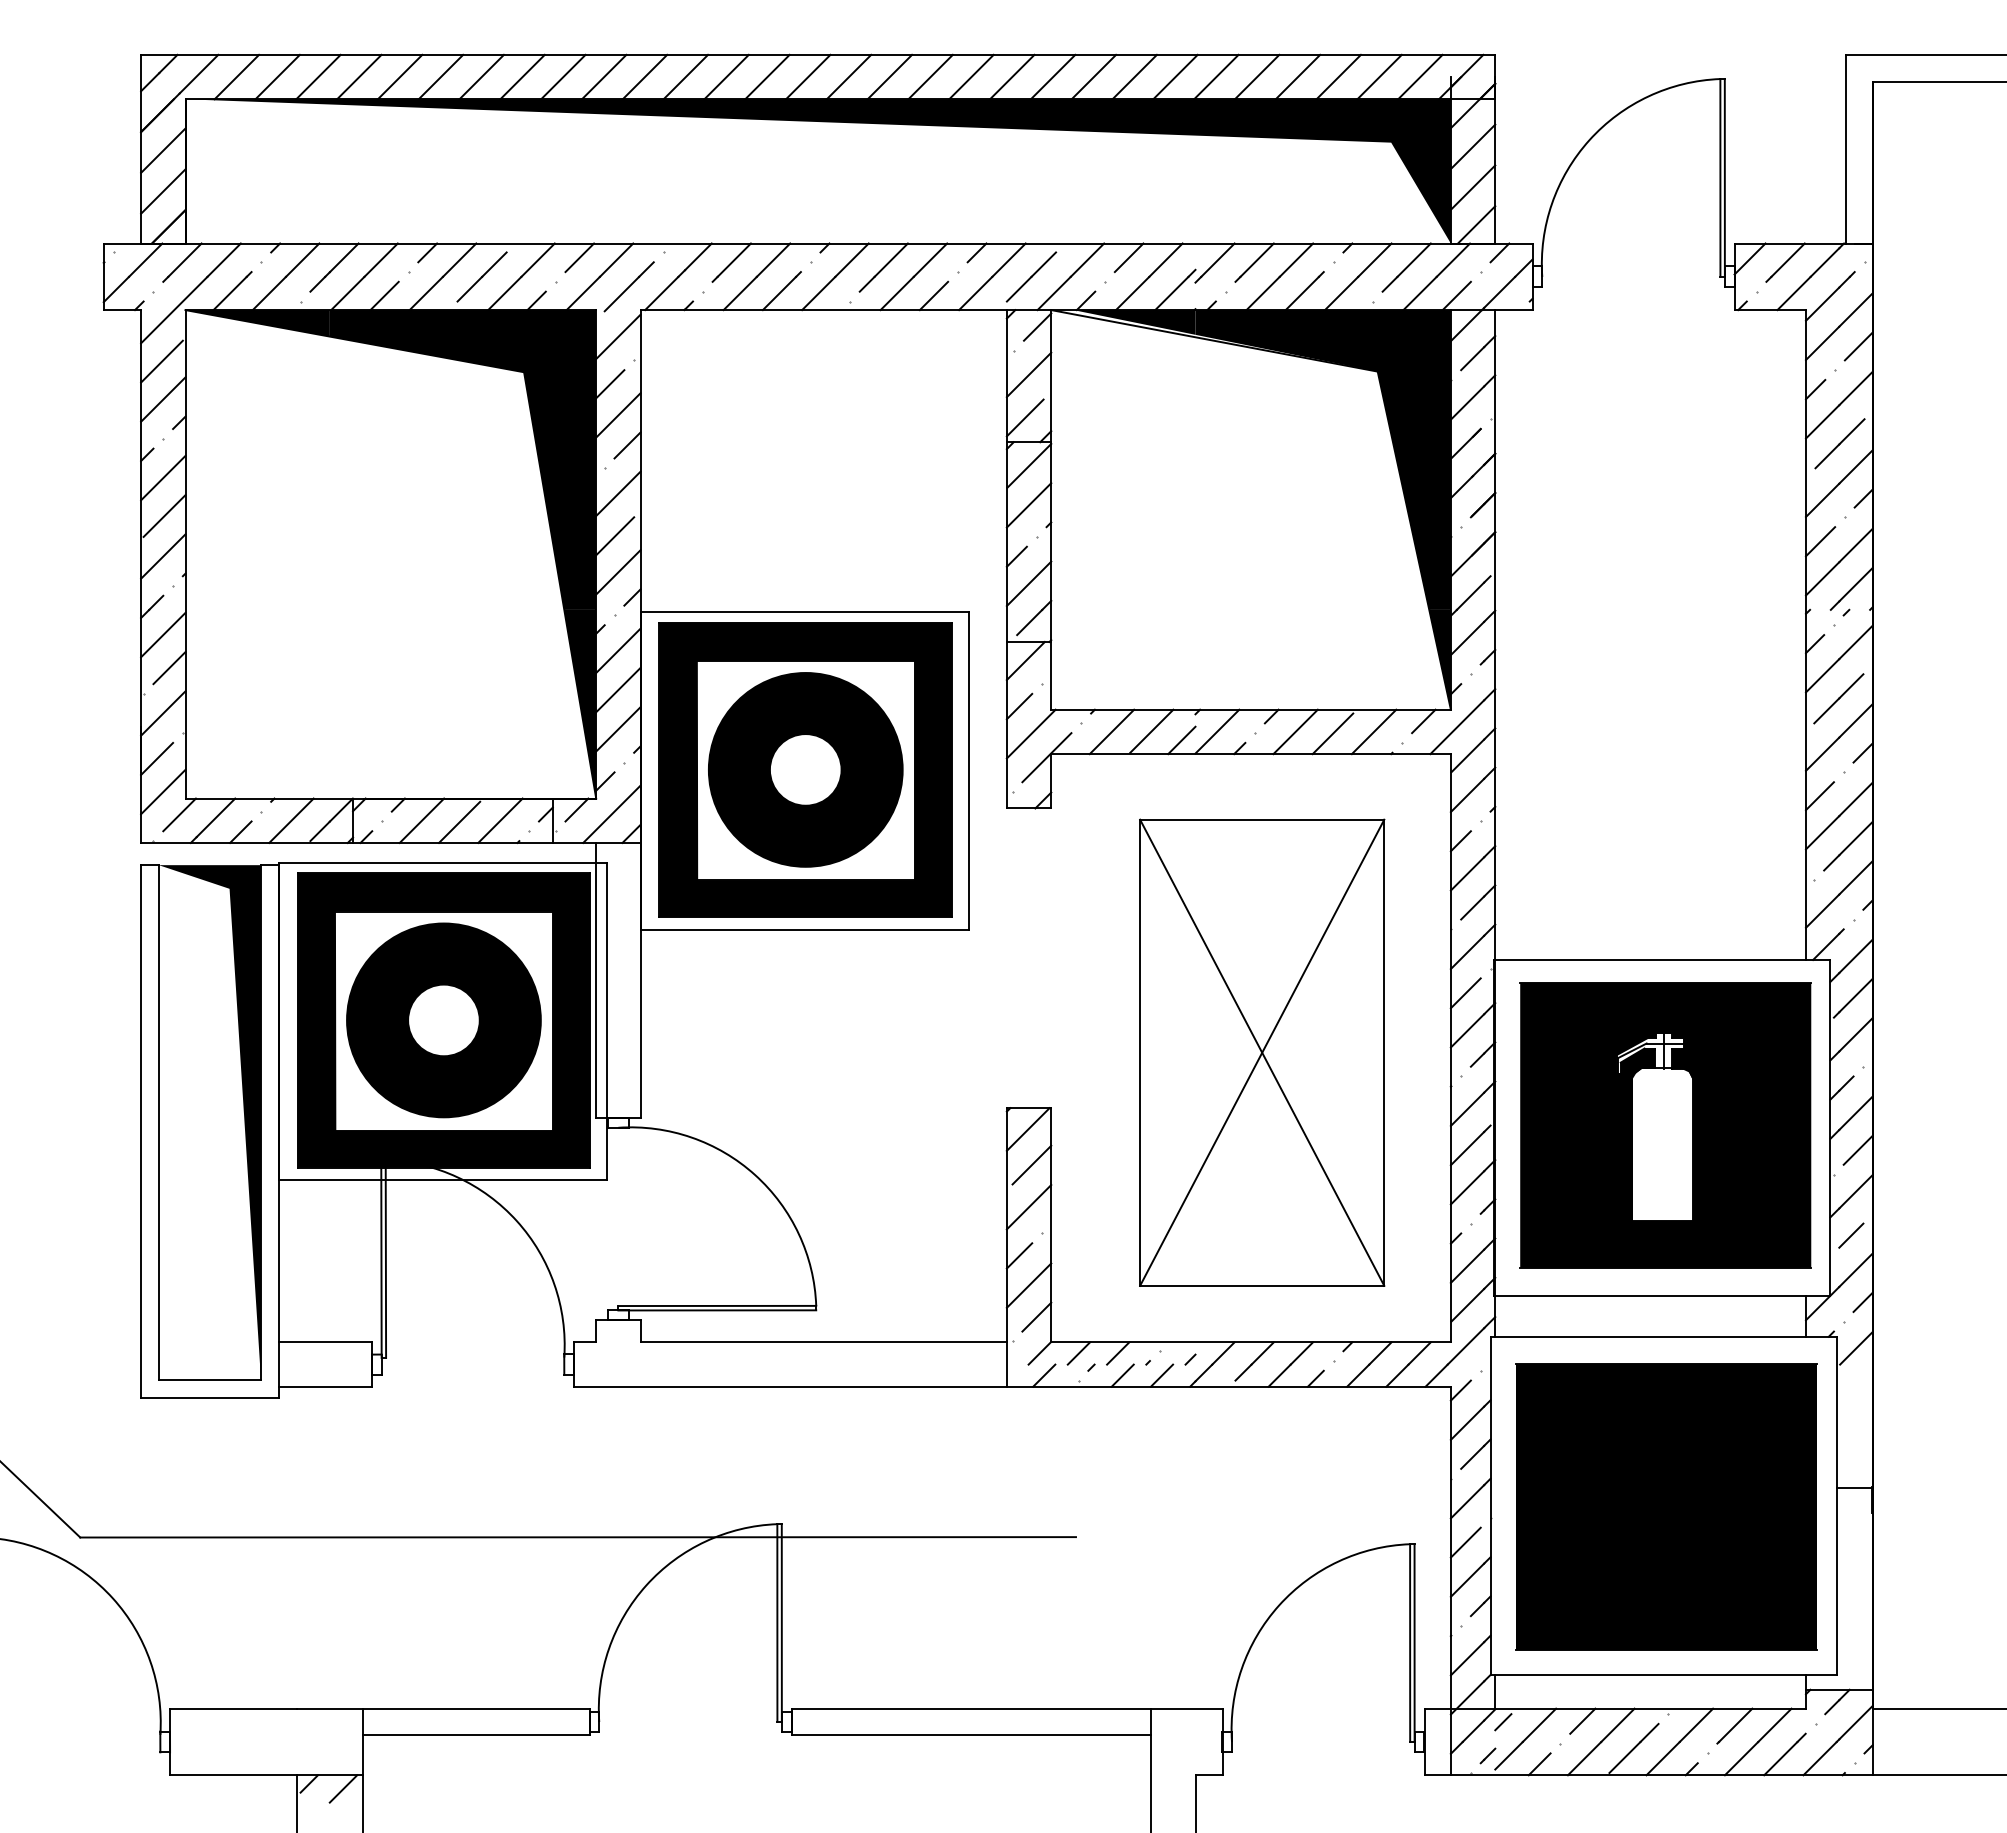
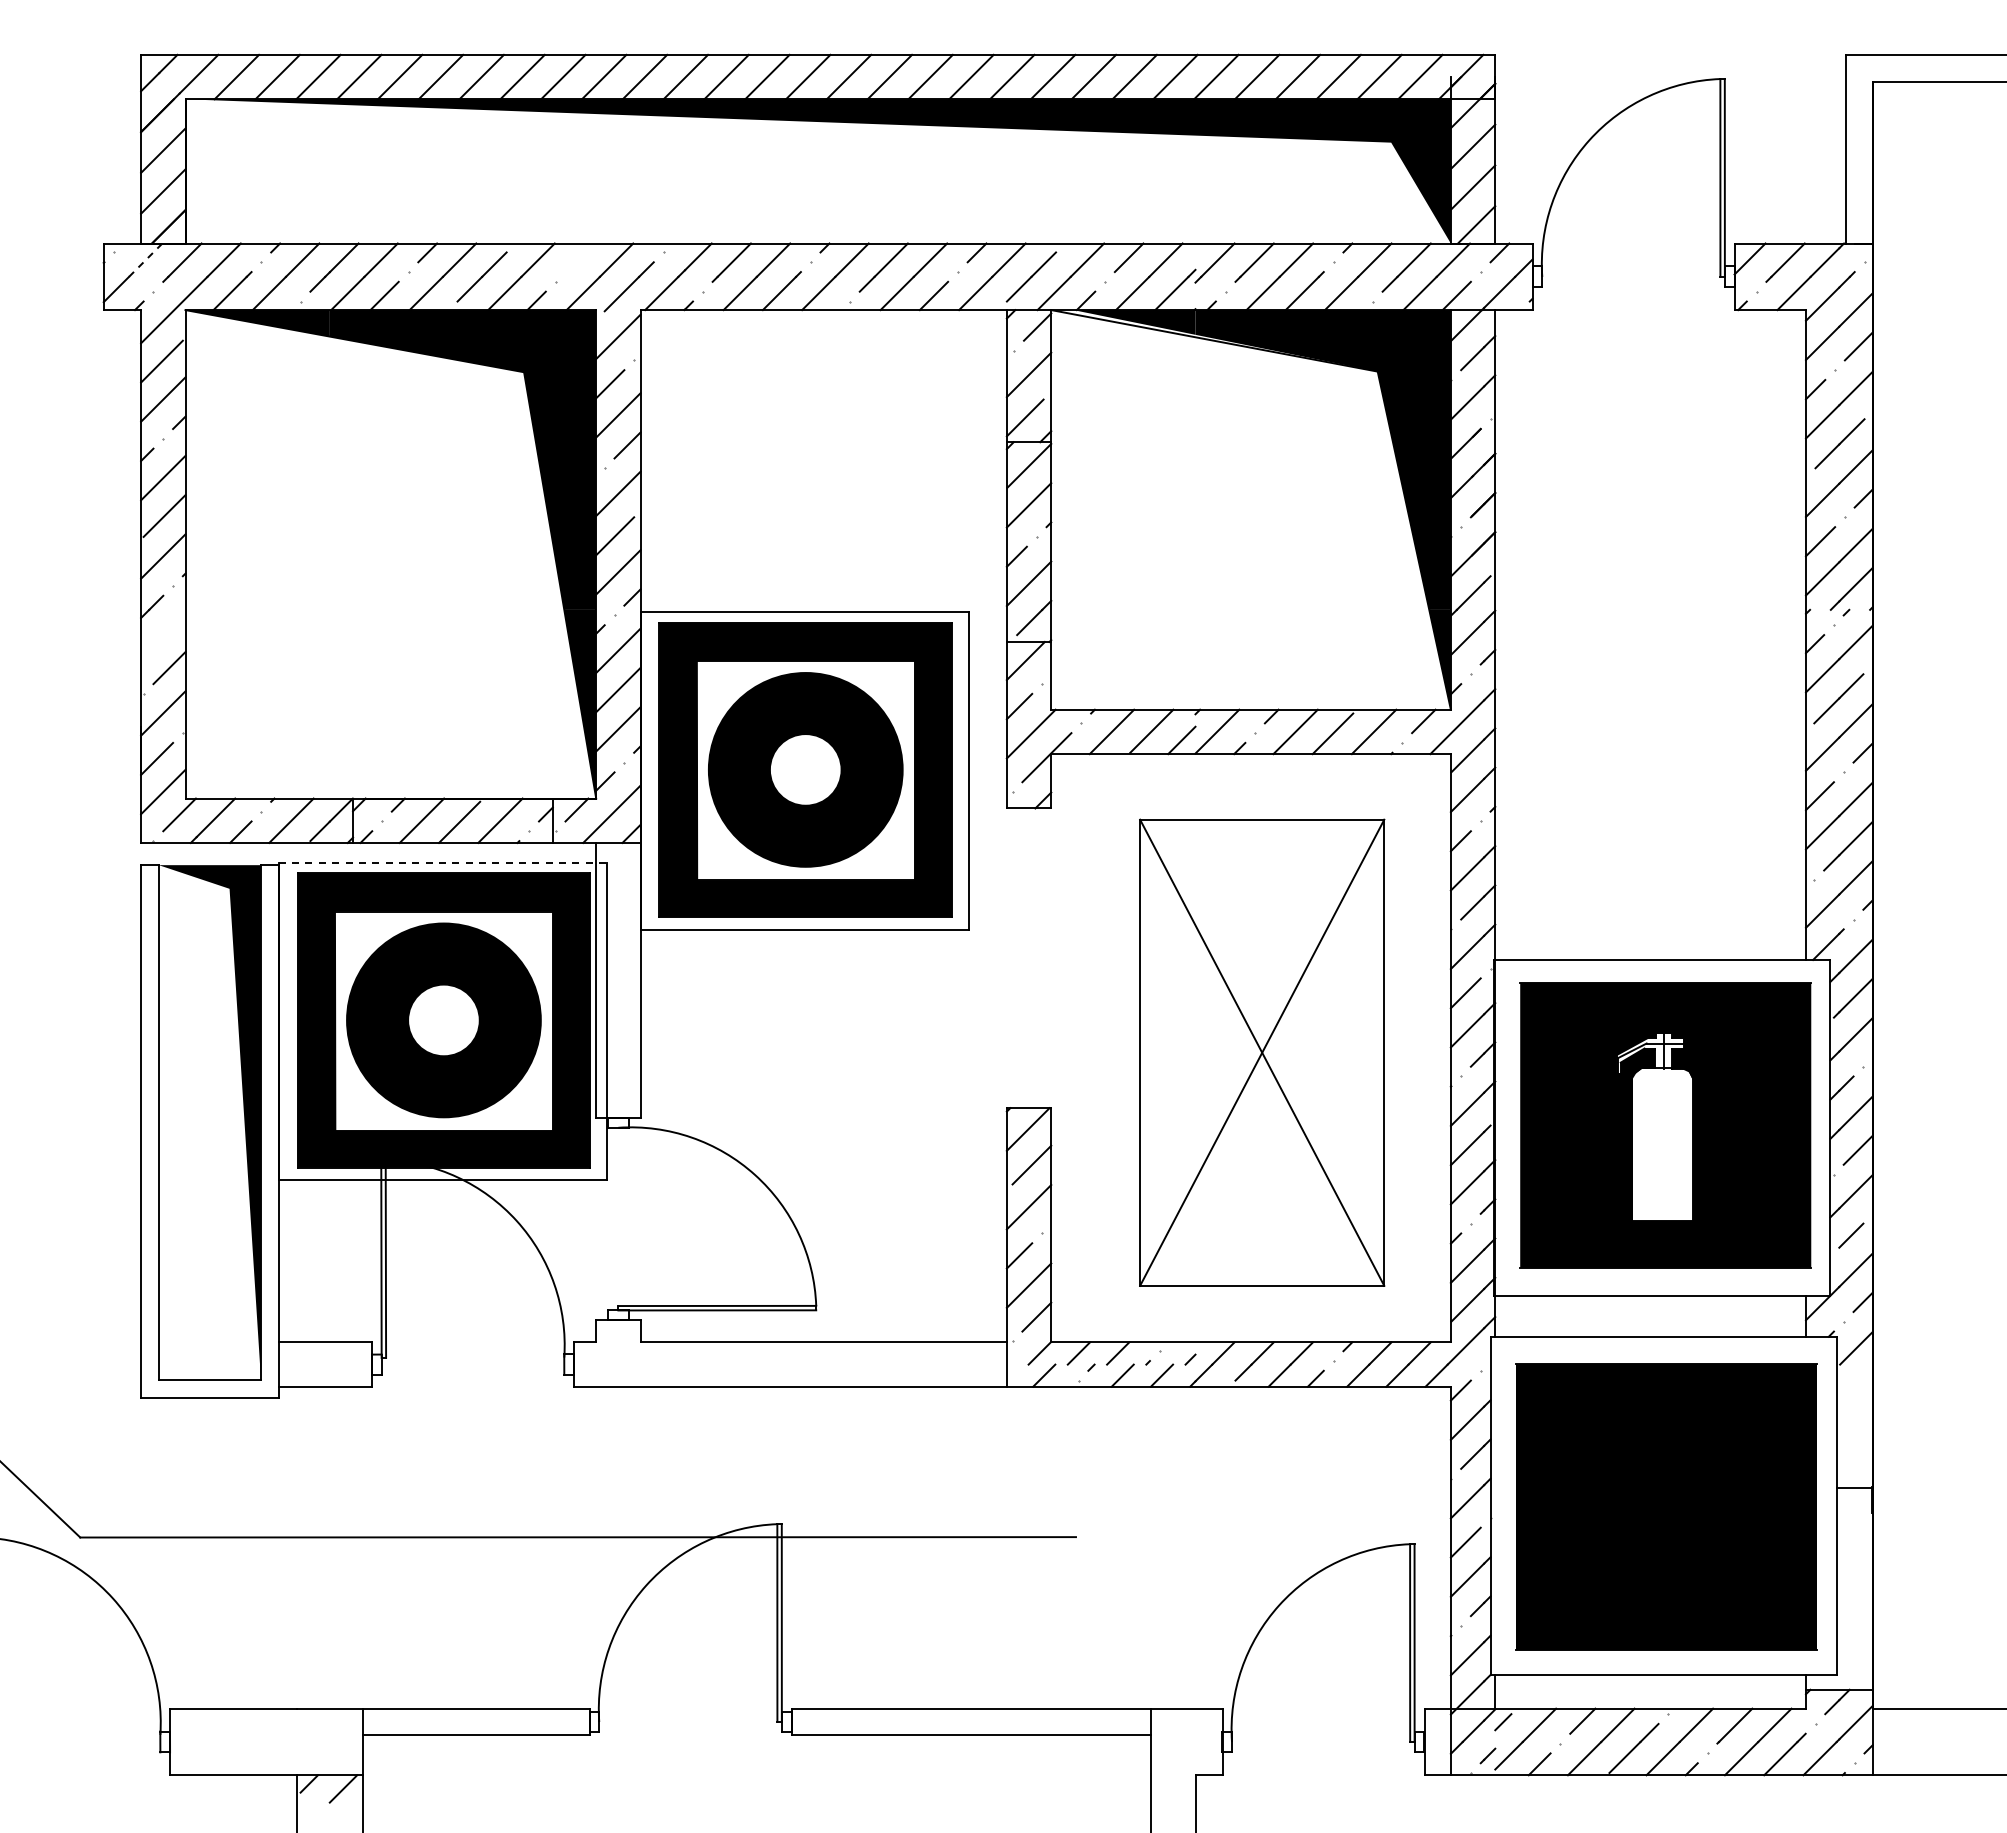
line: present -> none (579, 257)
line: solid -> dashed (145, 260)
line: present -> none (163, 634)
line: solid -> dashed (442, 862)
